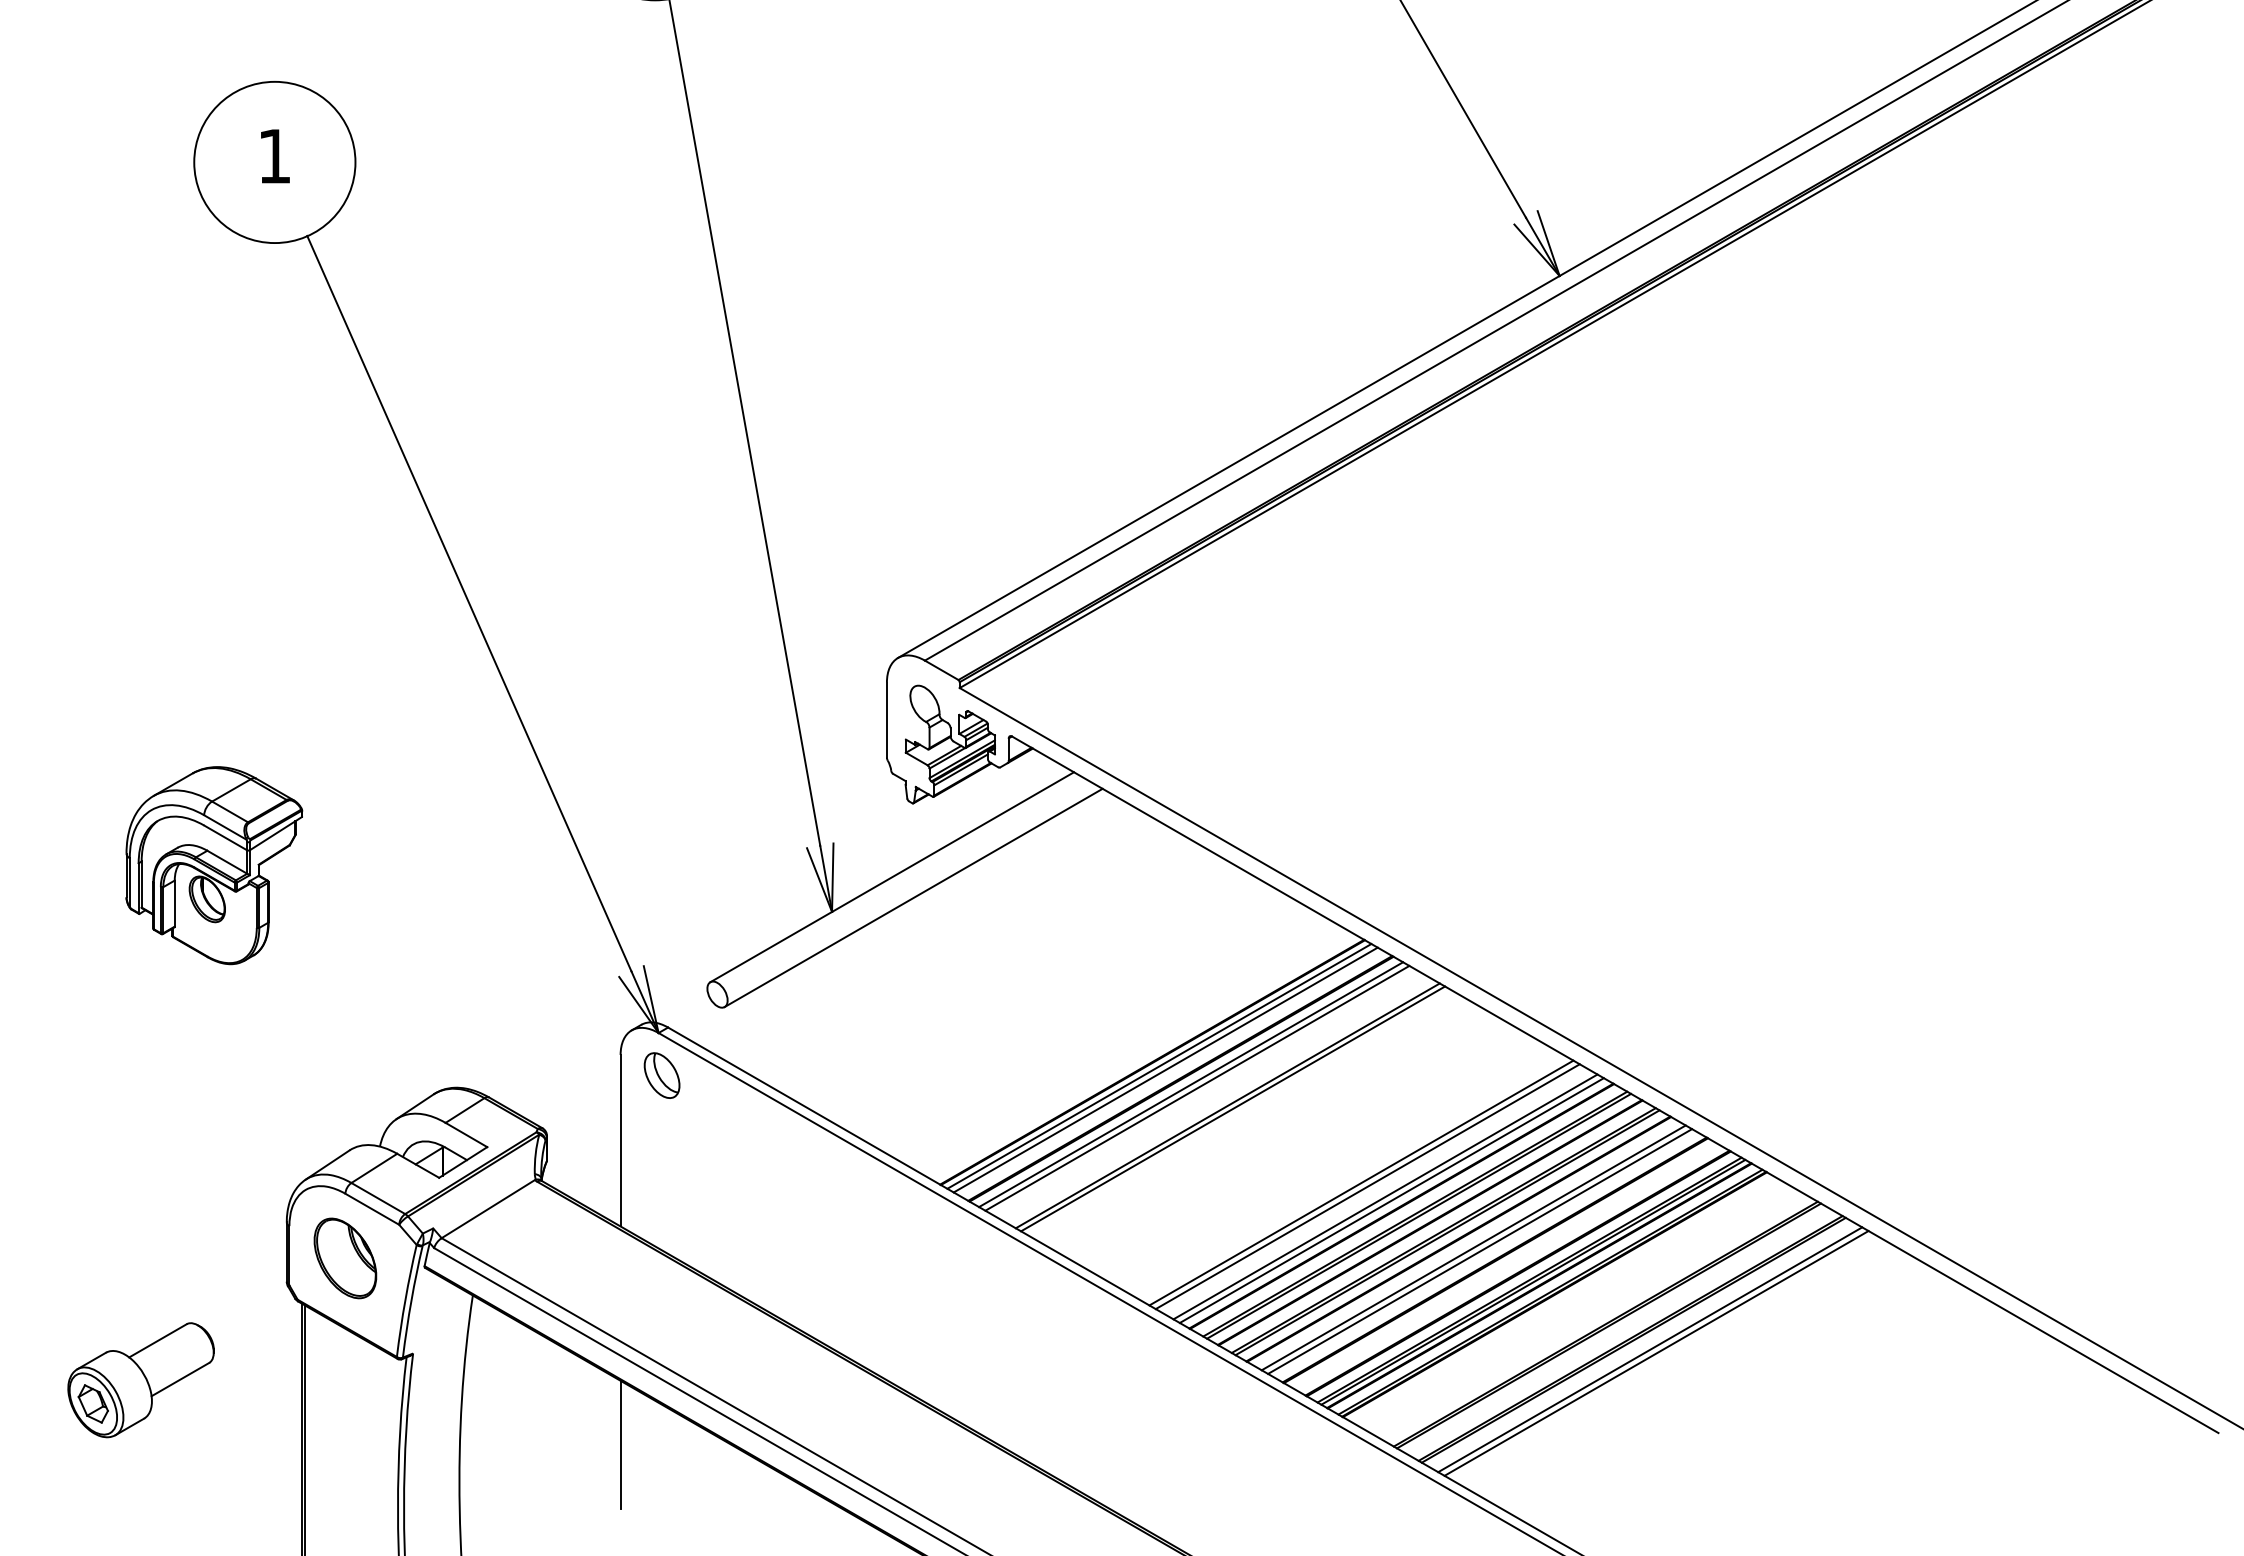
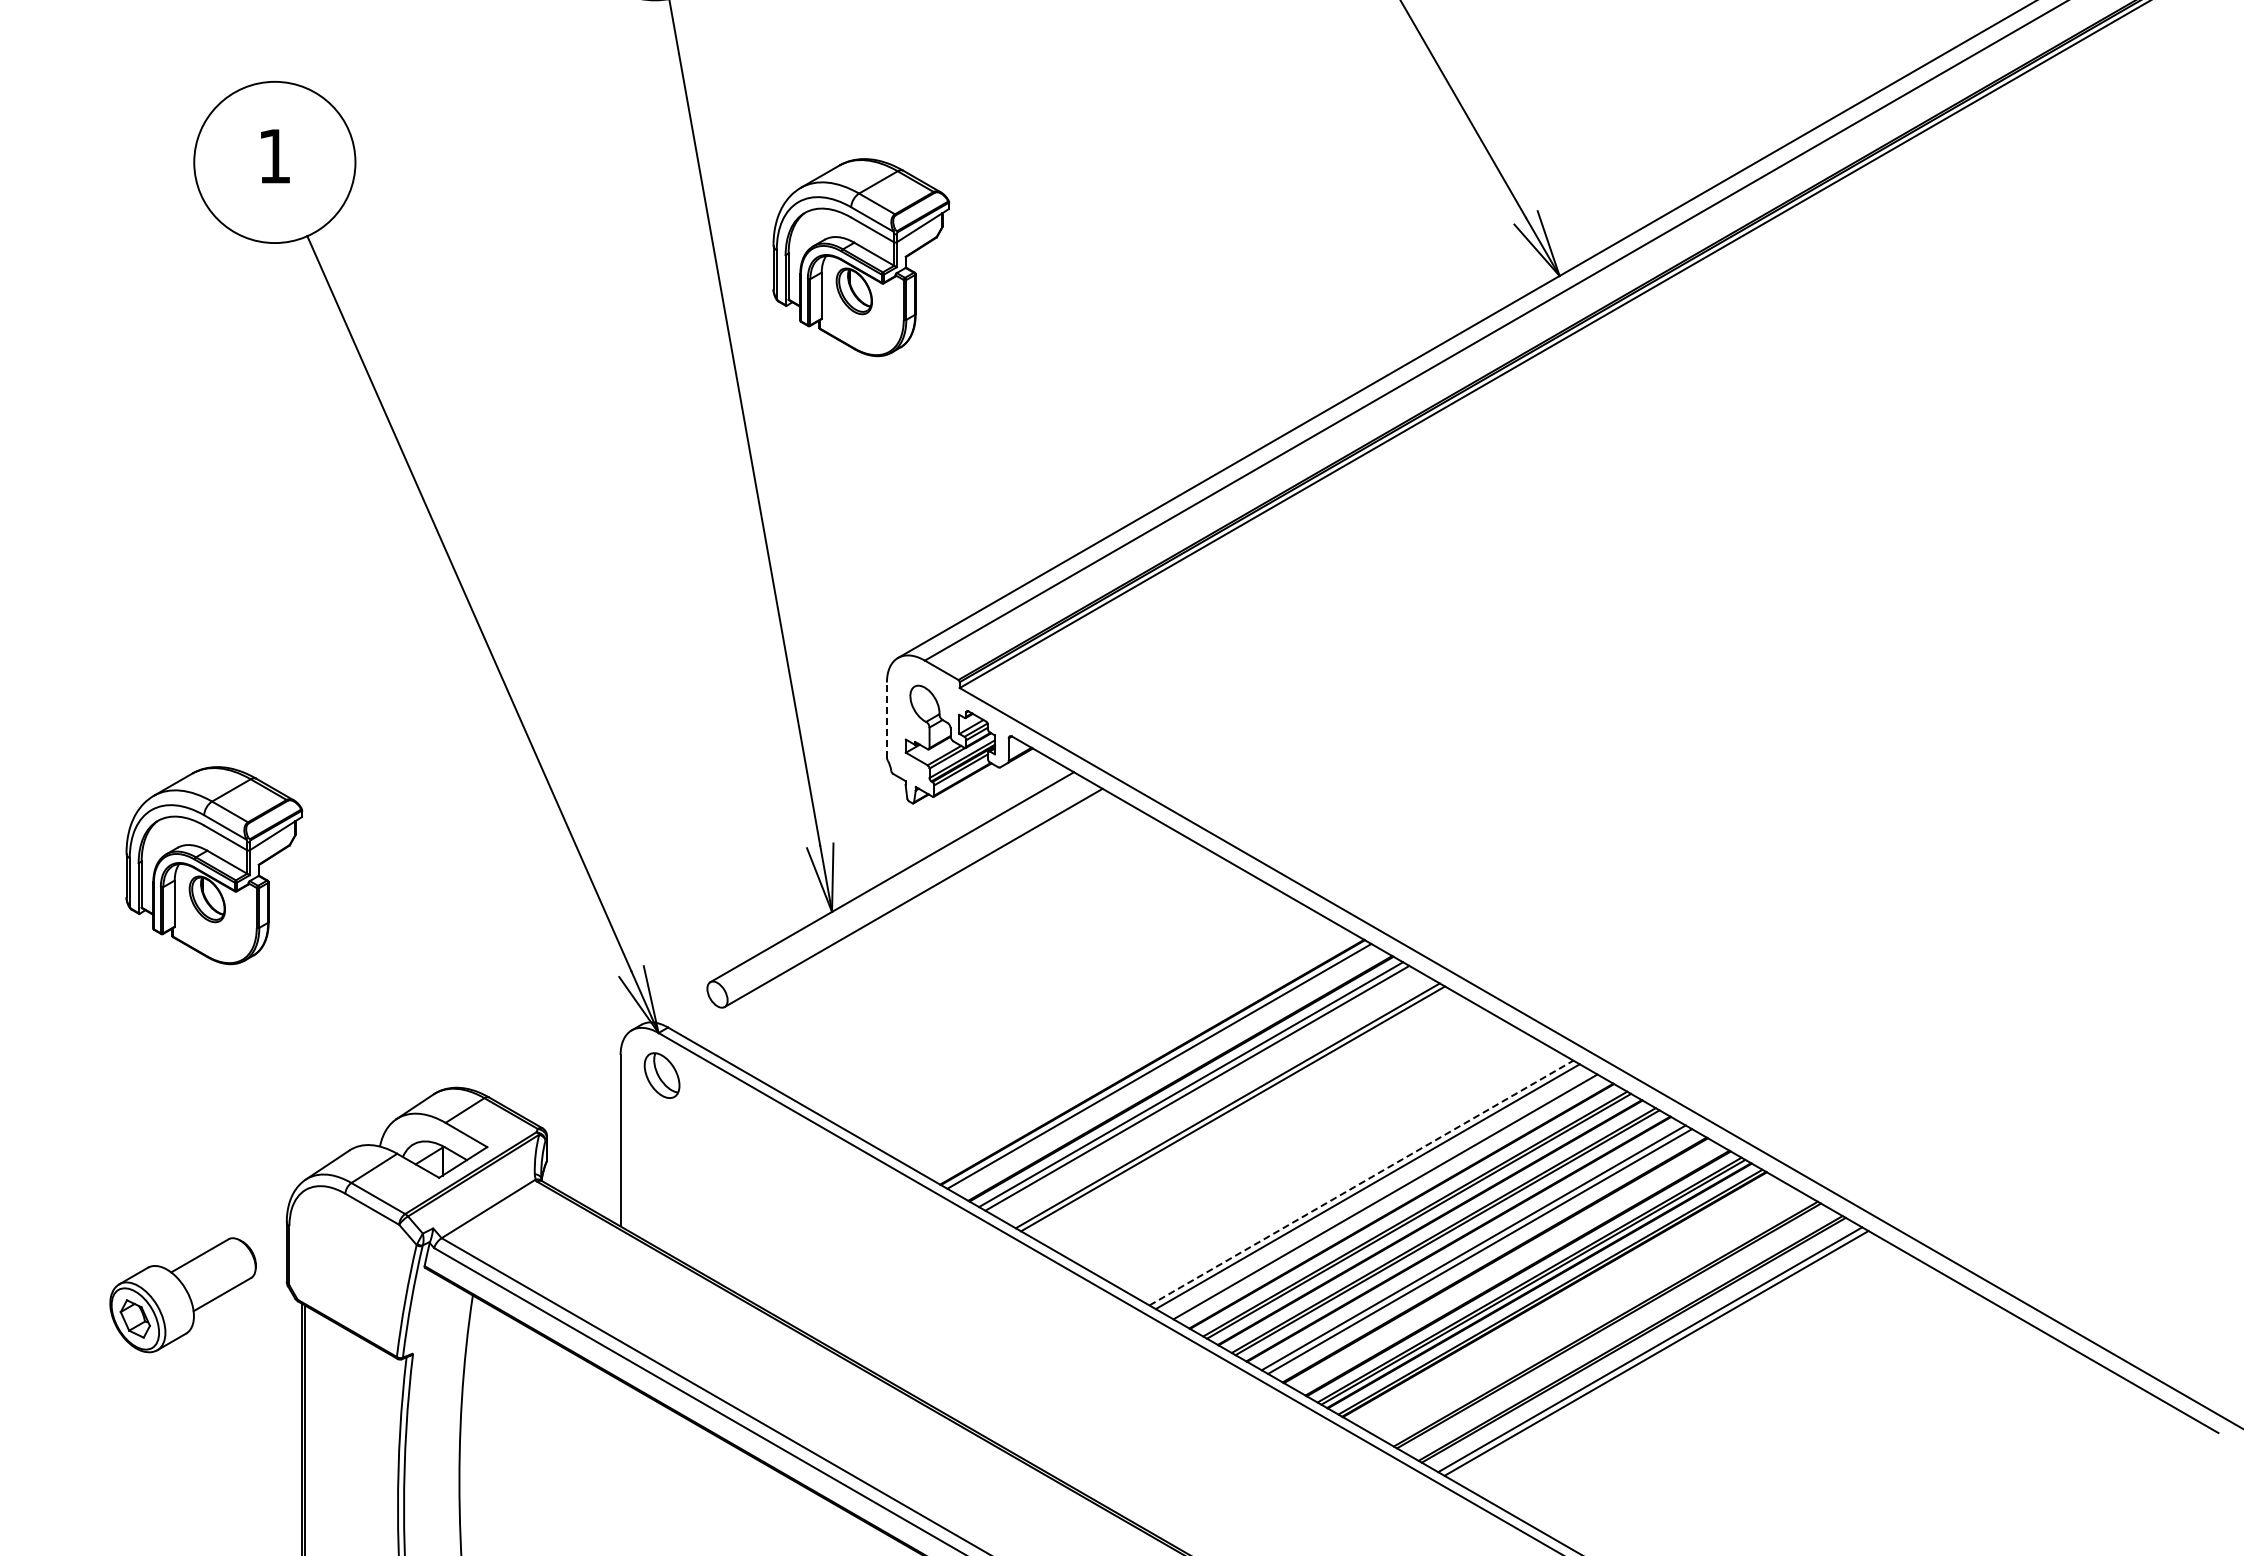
part: none -> present (861, 257)
line: solid -> dashed (886, 720)
line: present -> none (1165, 1069)
line: solid -> dashed (1361, 1183)
line: present -> none (1391, 1200)
part: present -> none (345, 1258)
part position: (140, 1380) -> (182, 1295) (182, 1295)
line: present -> none (620, 1444)
